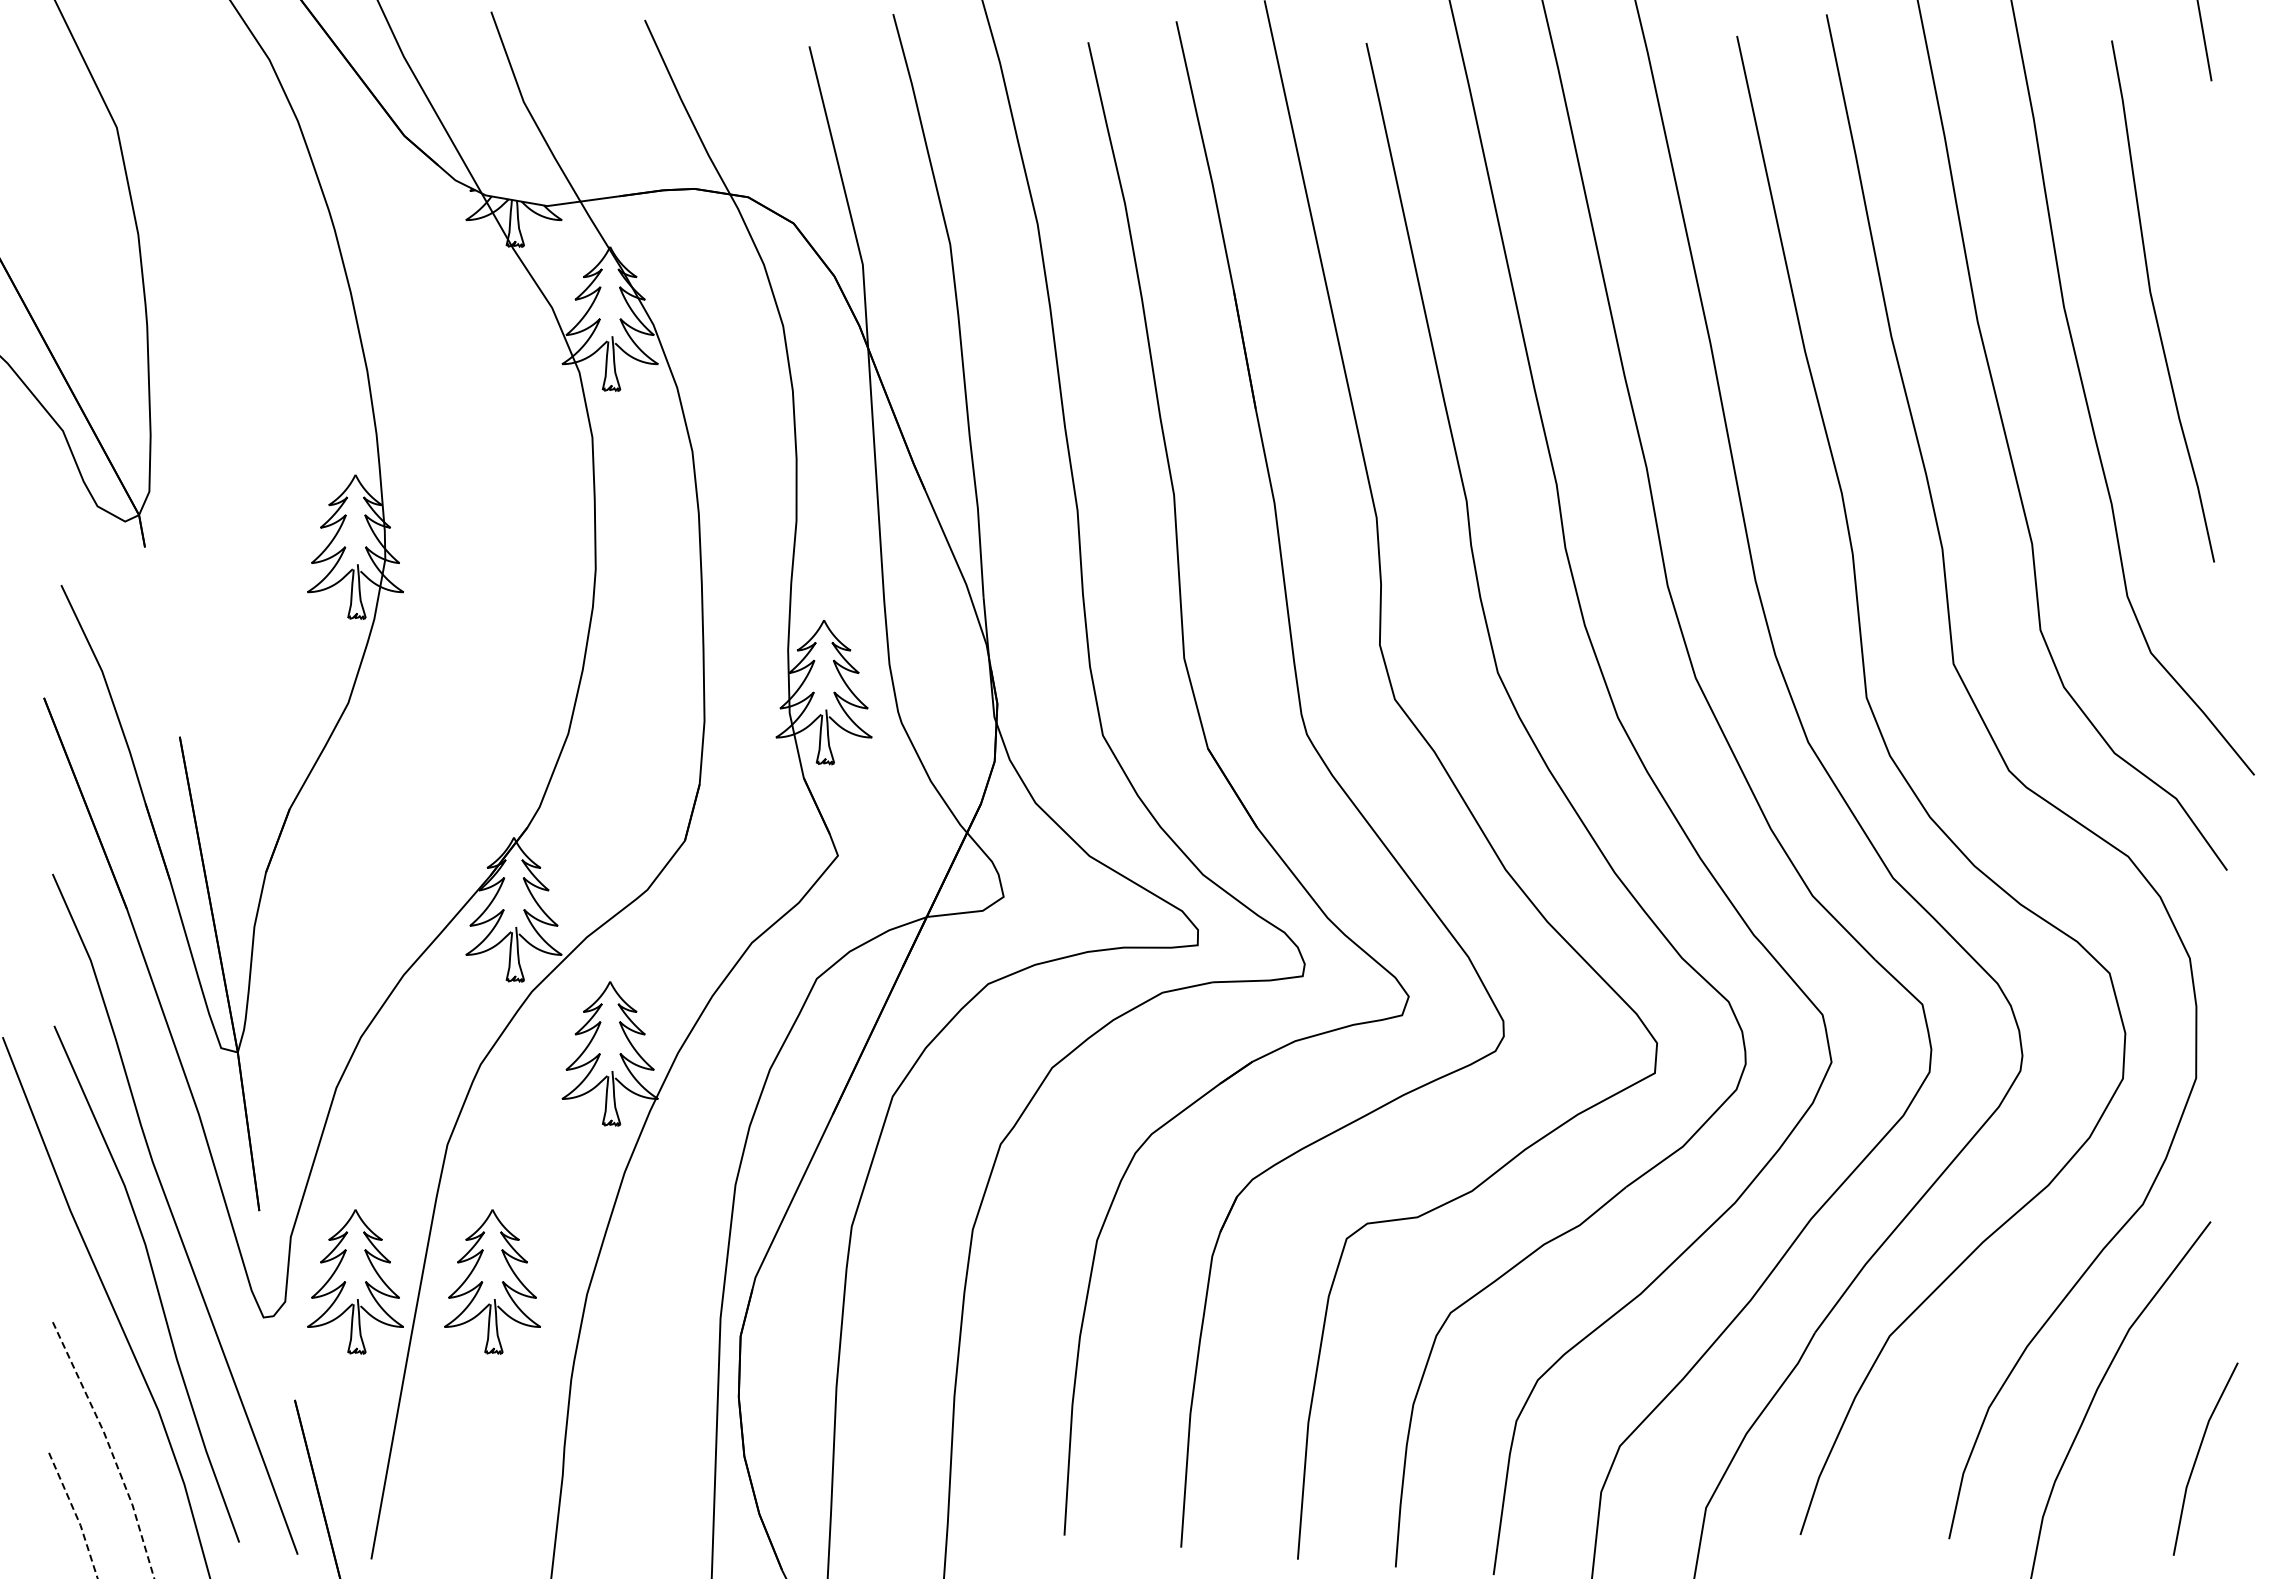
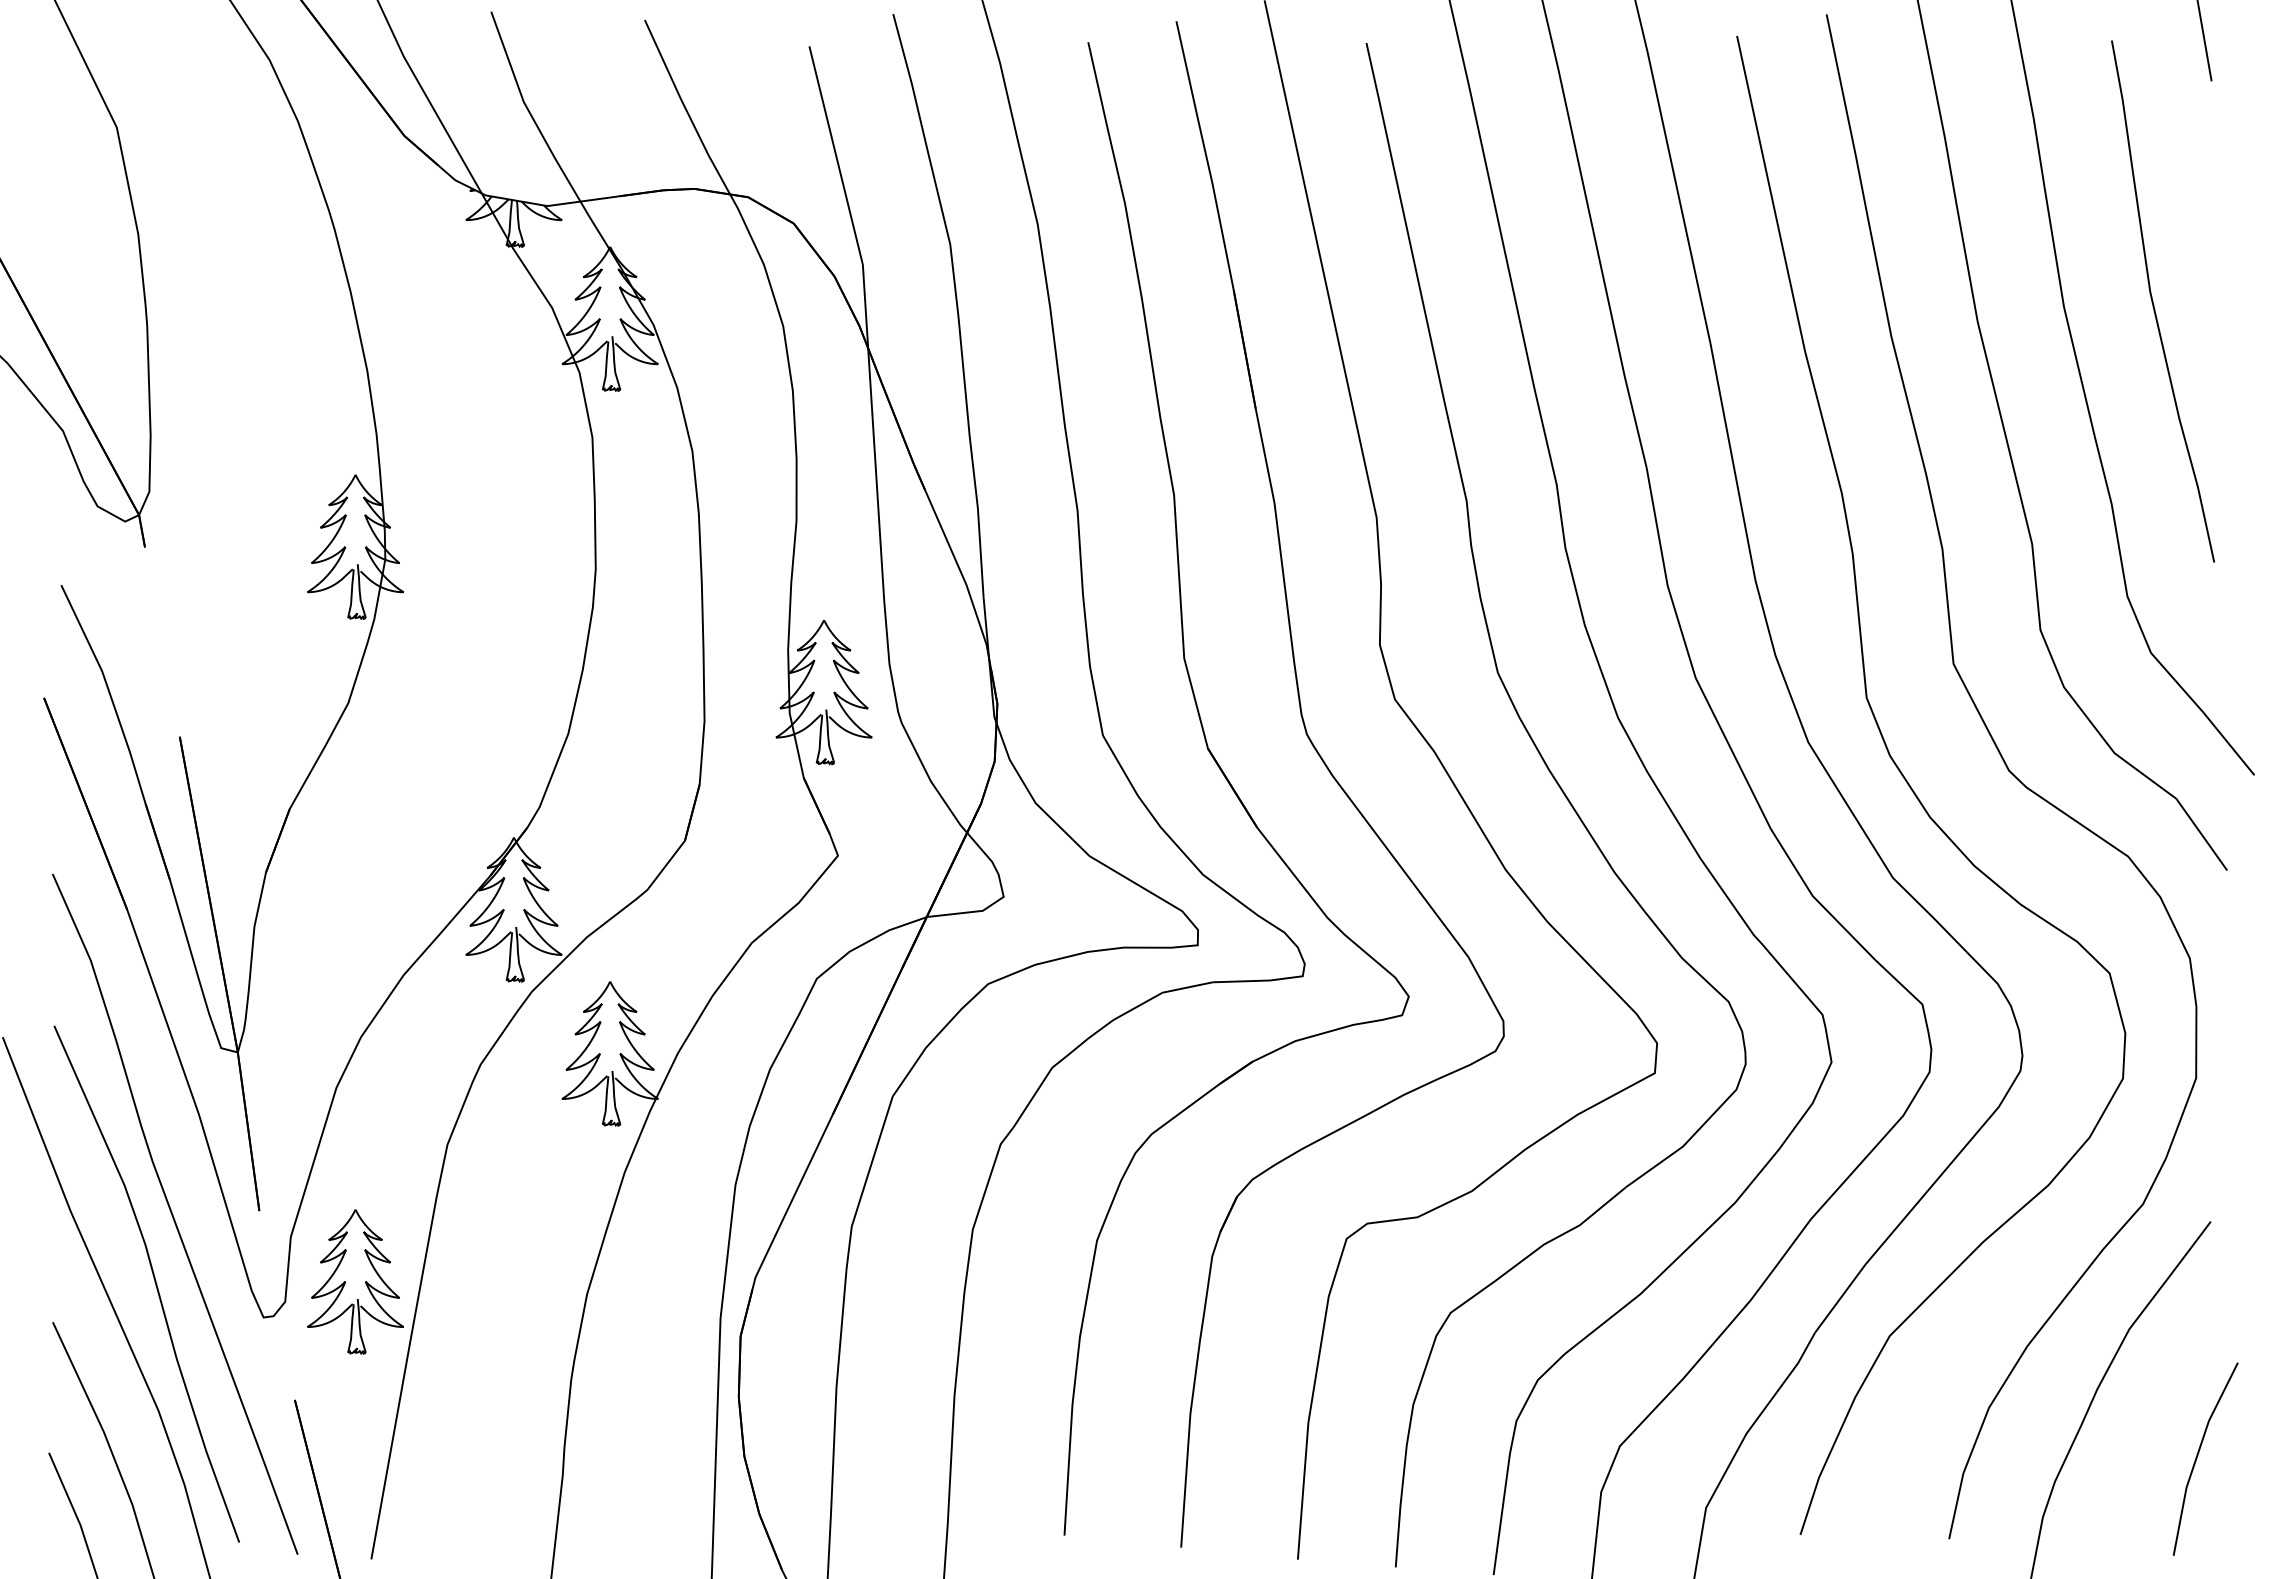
part: present -> none (492, 1281)
line: dashed -> solid (110, 1448)
line: dashed -> solid (76, 1515)
